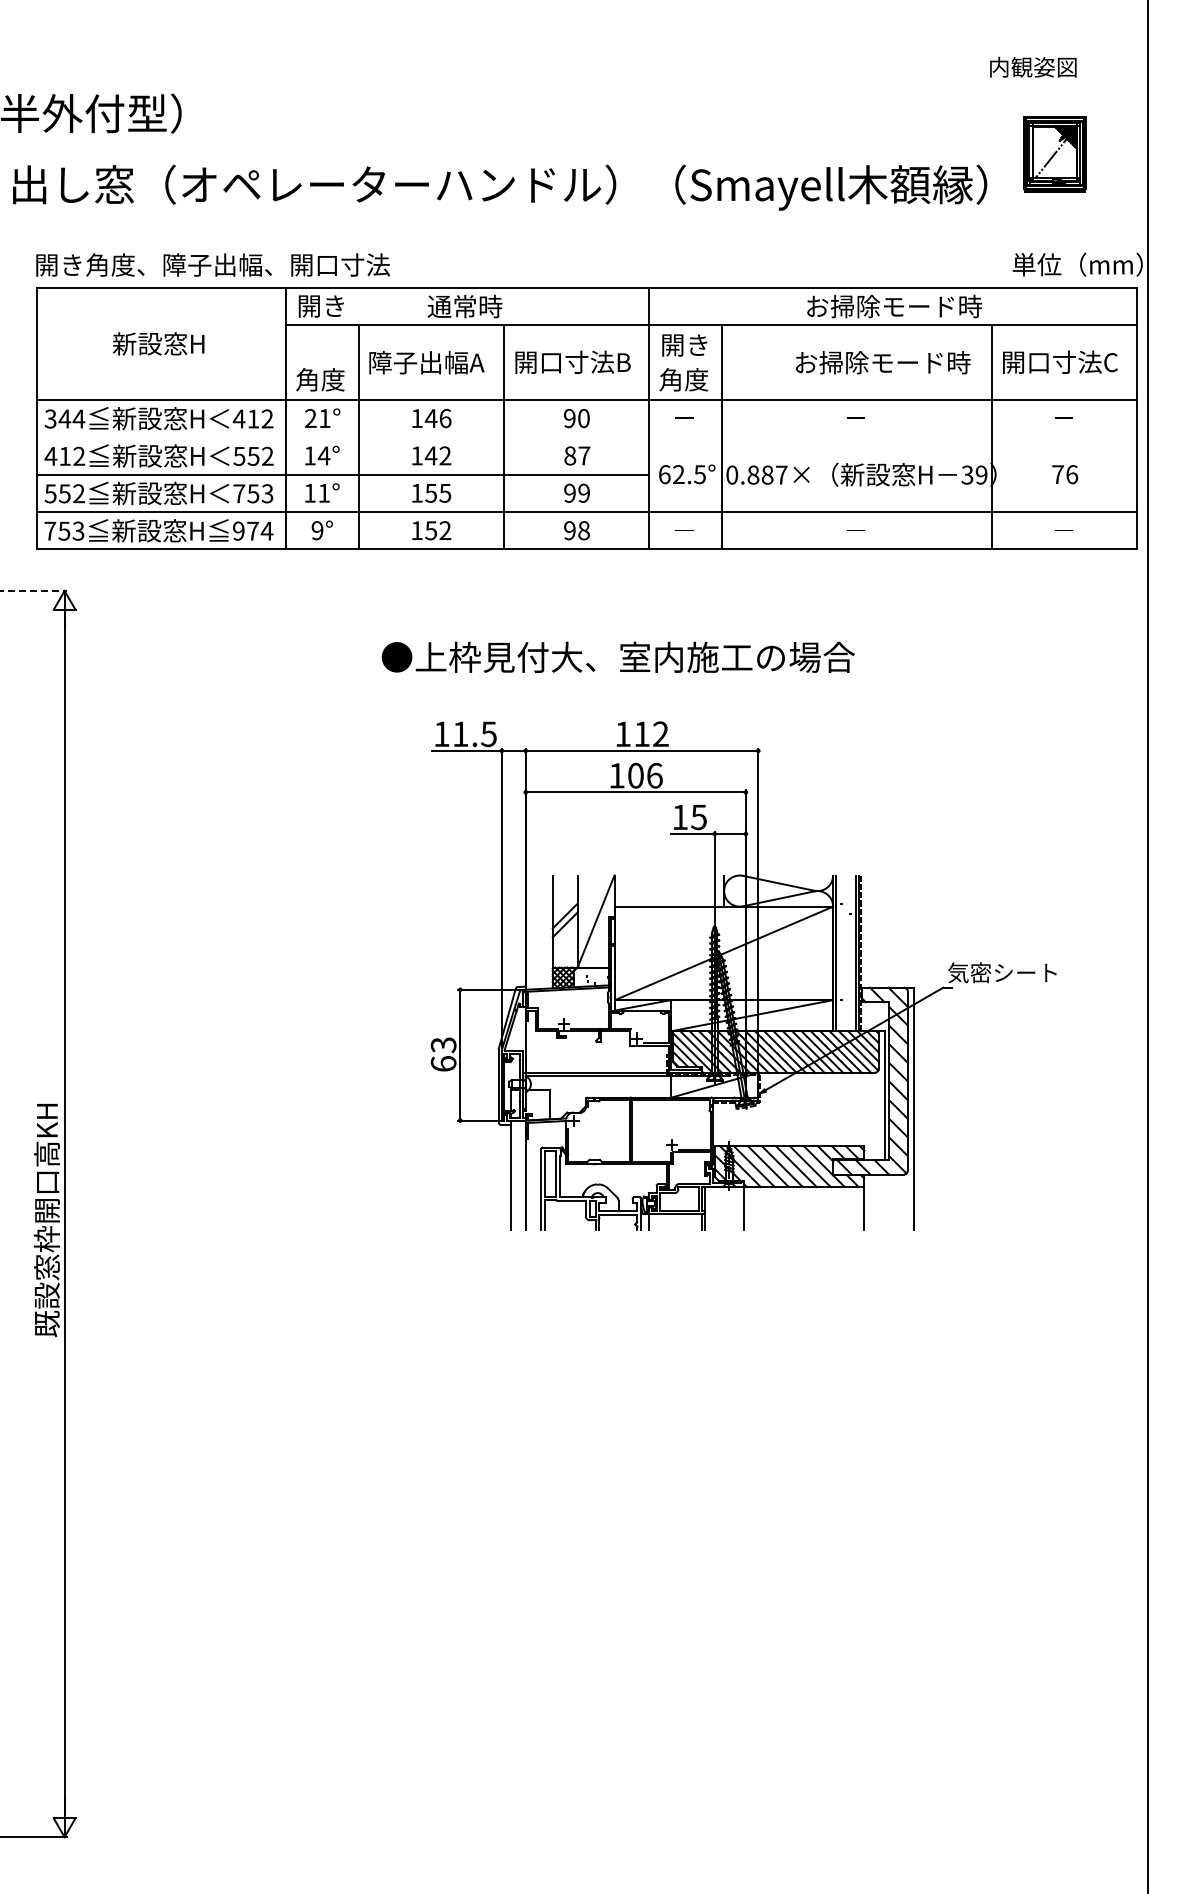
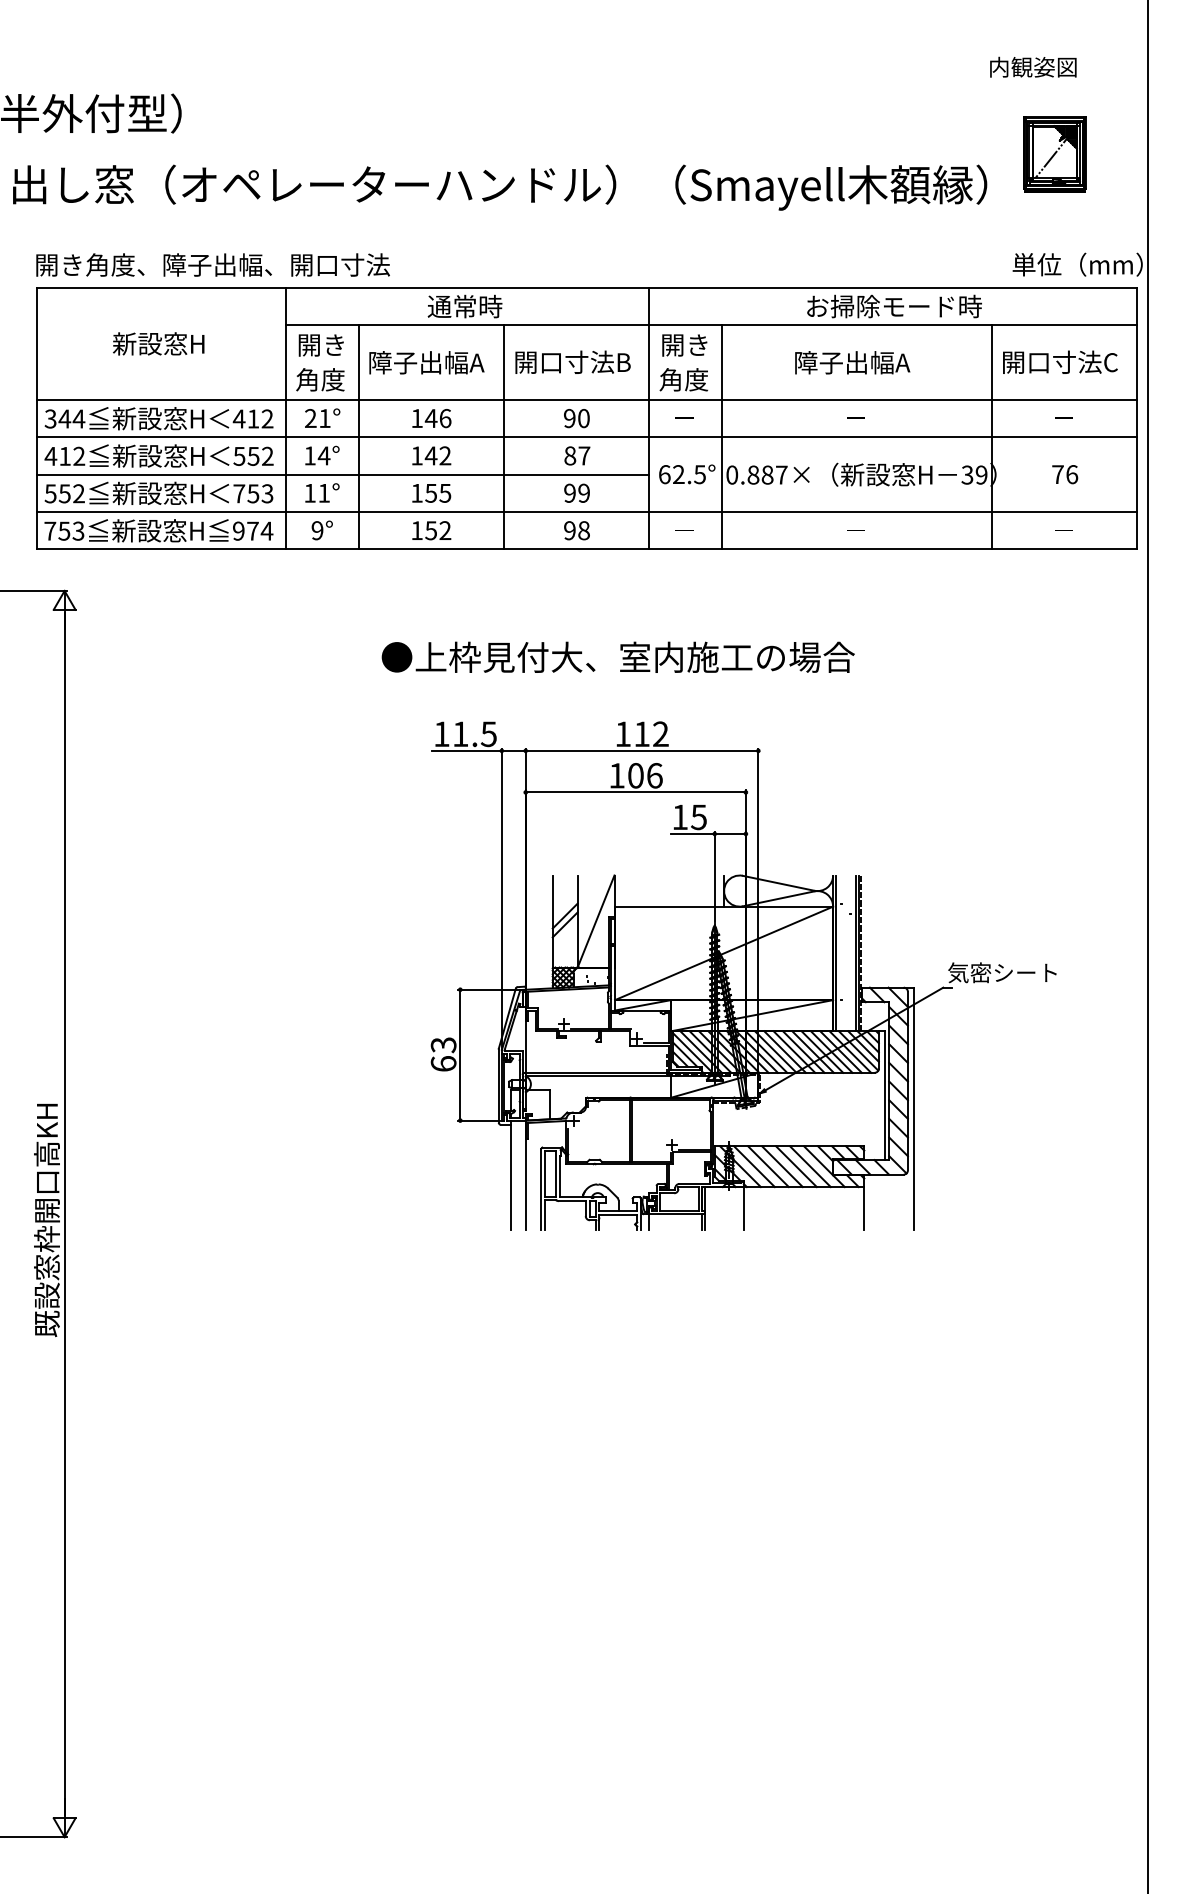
text position: (320, 306) -> (320, 345) (320, 345)
text: お掃除モード時 -> 障子出幅A (882, 362)
line: none -> present (586, 437)
line: dashed -> solid (33, 590)
